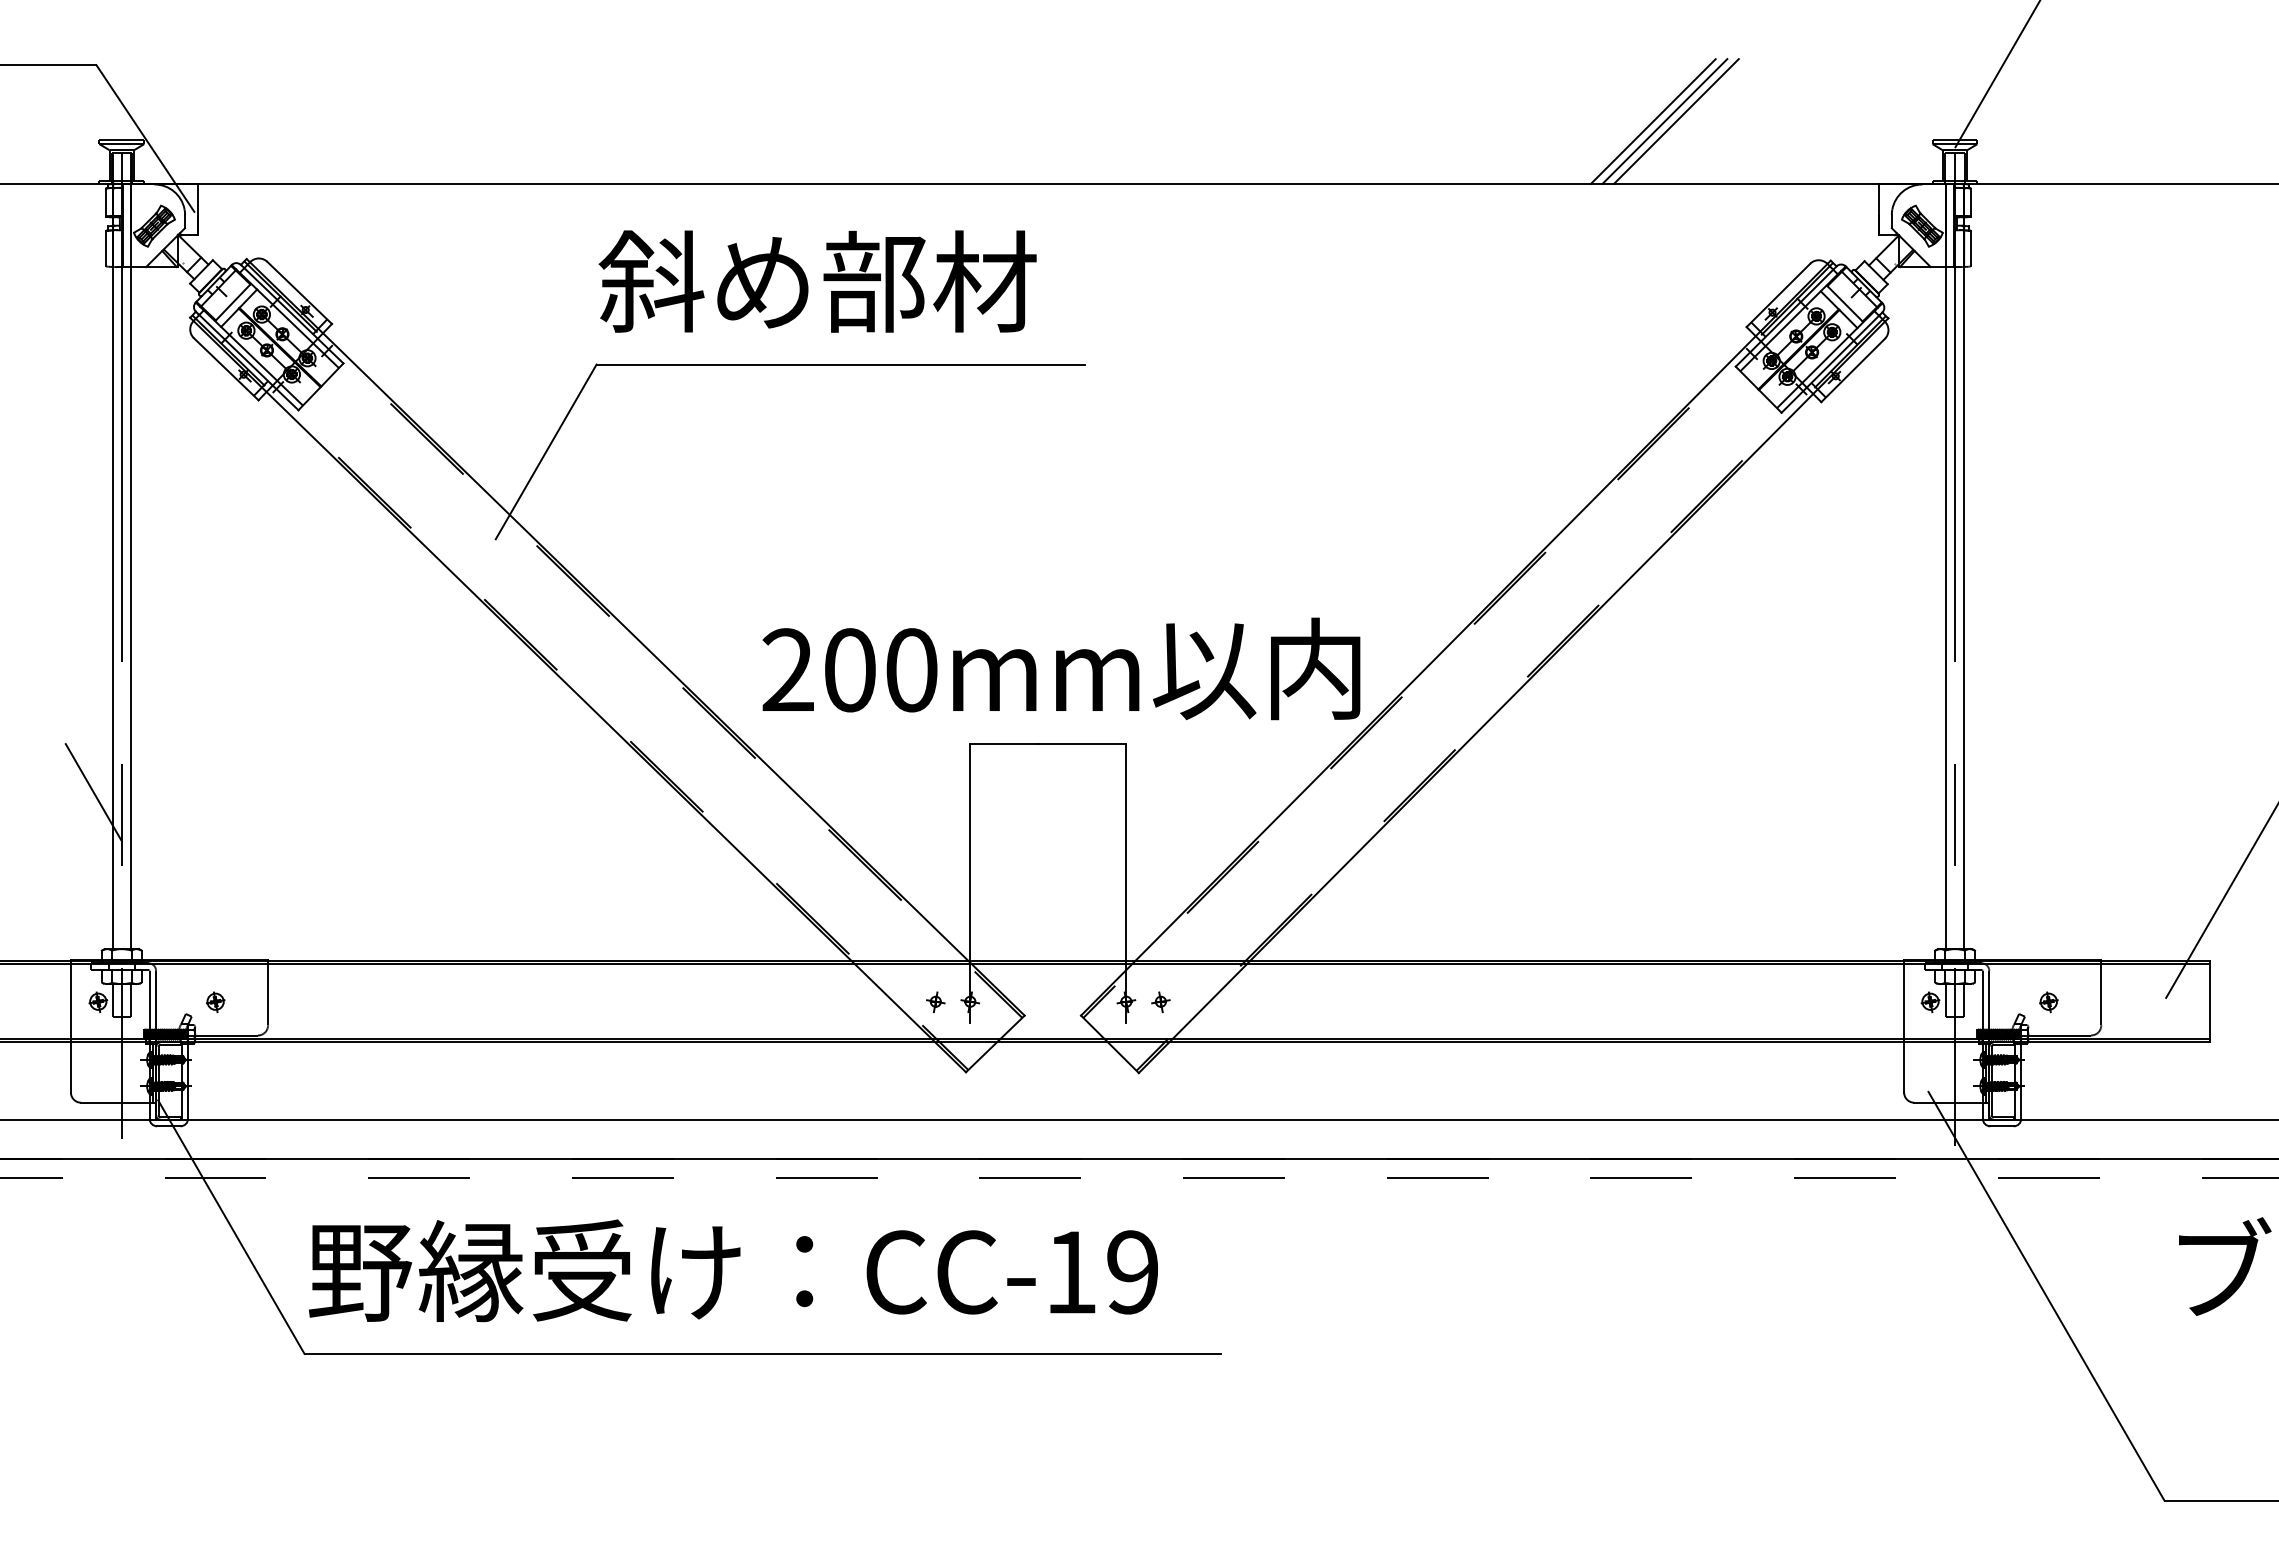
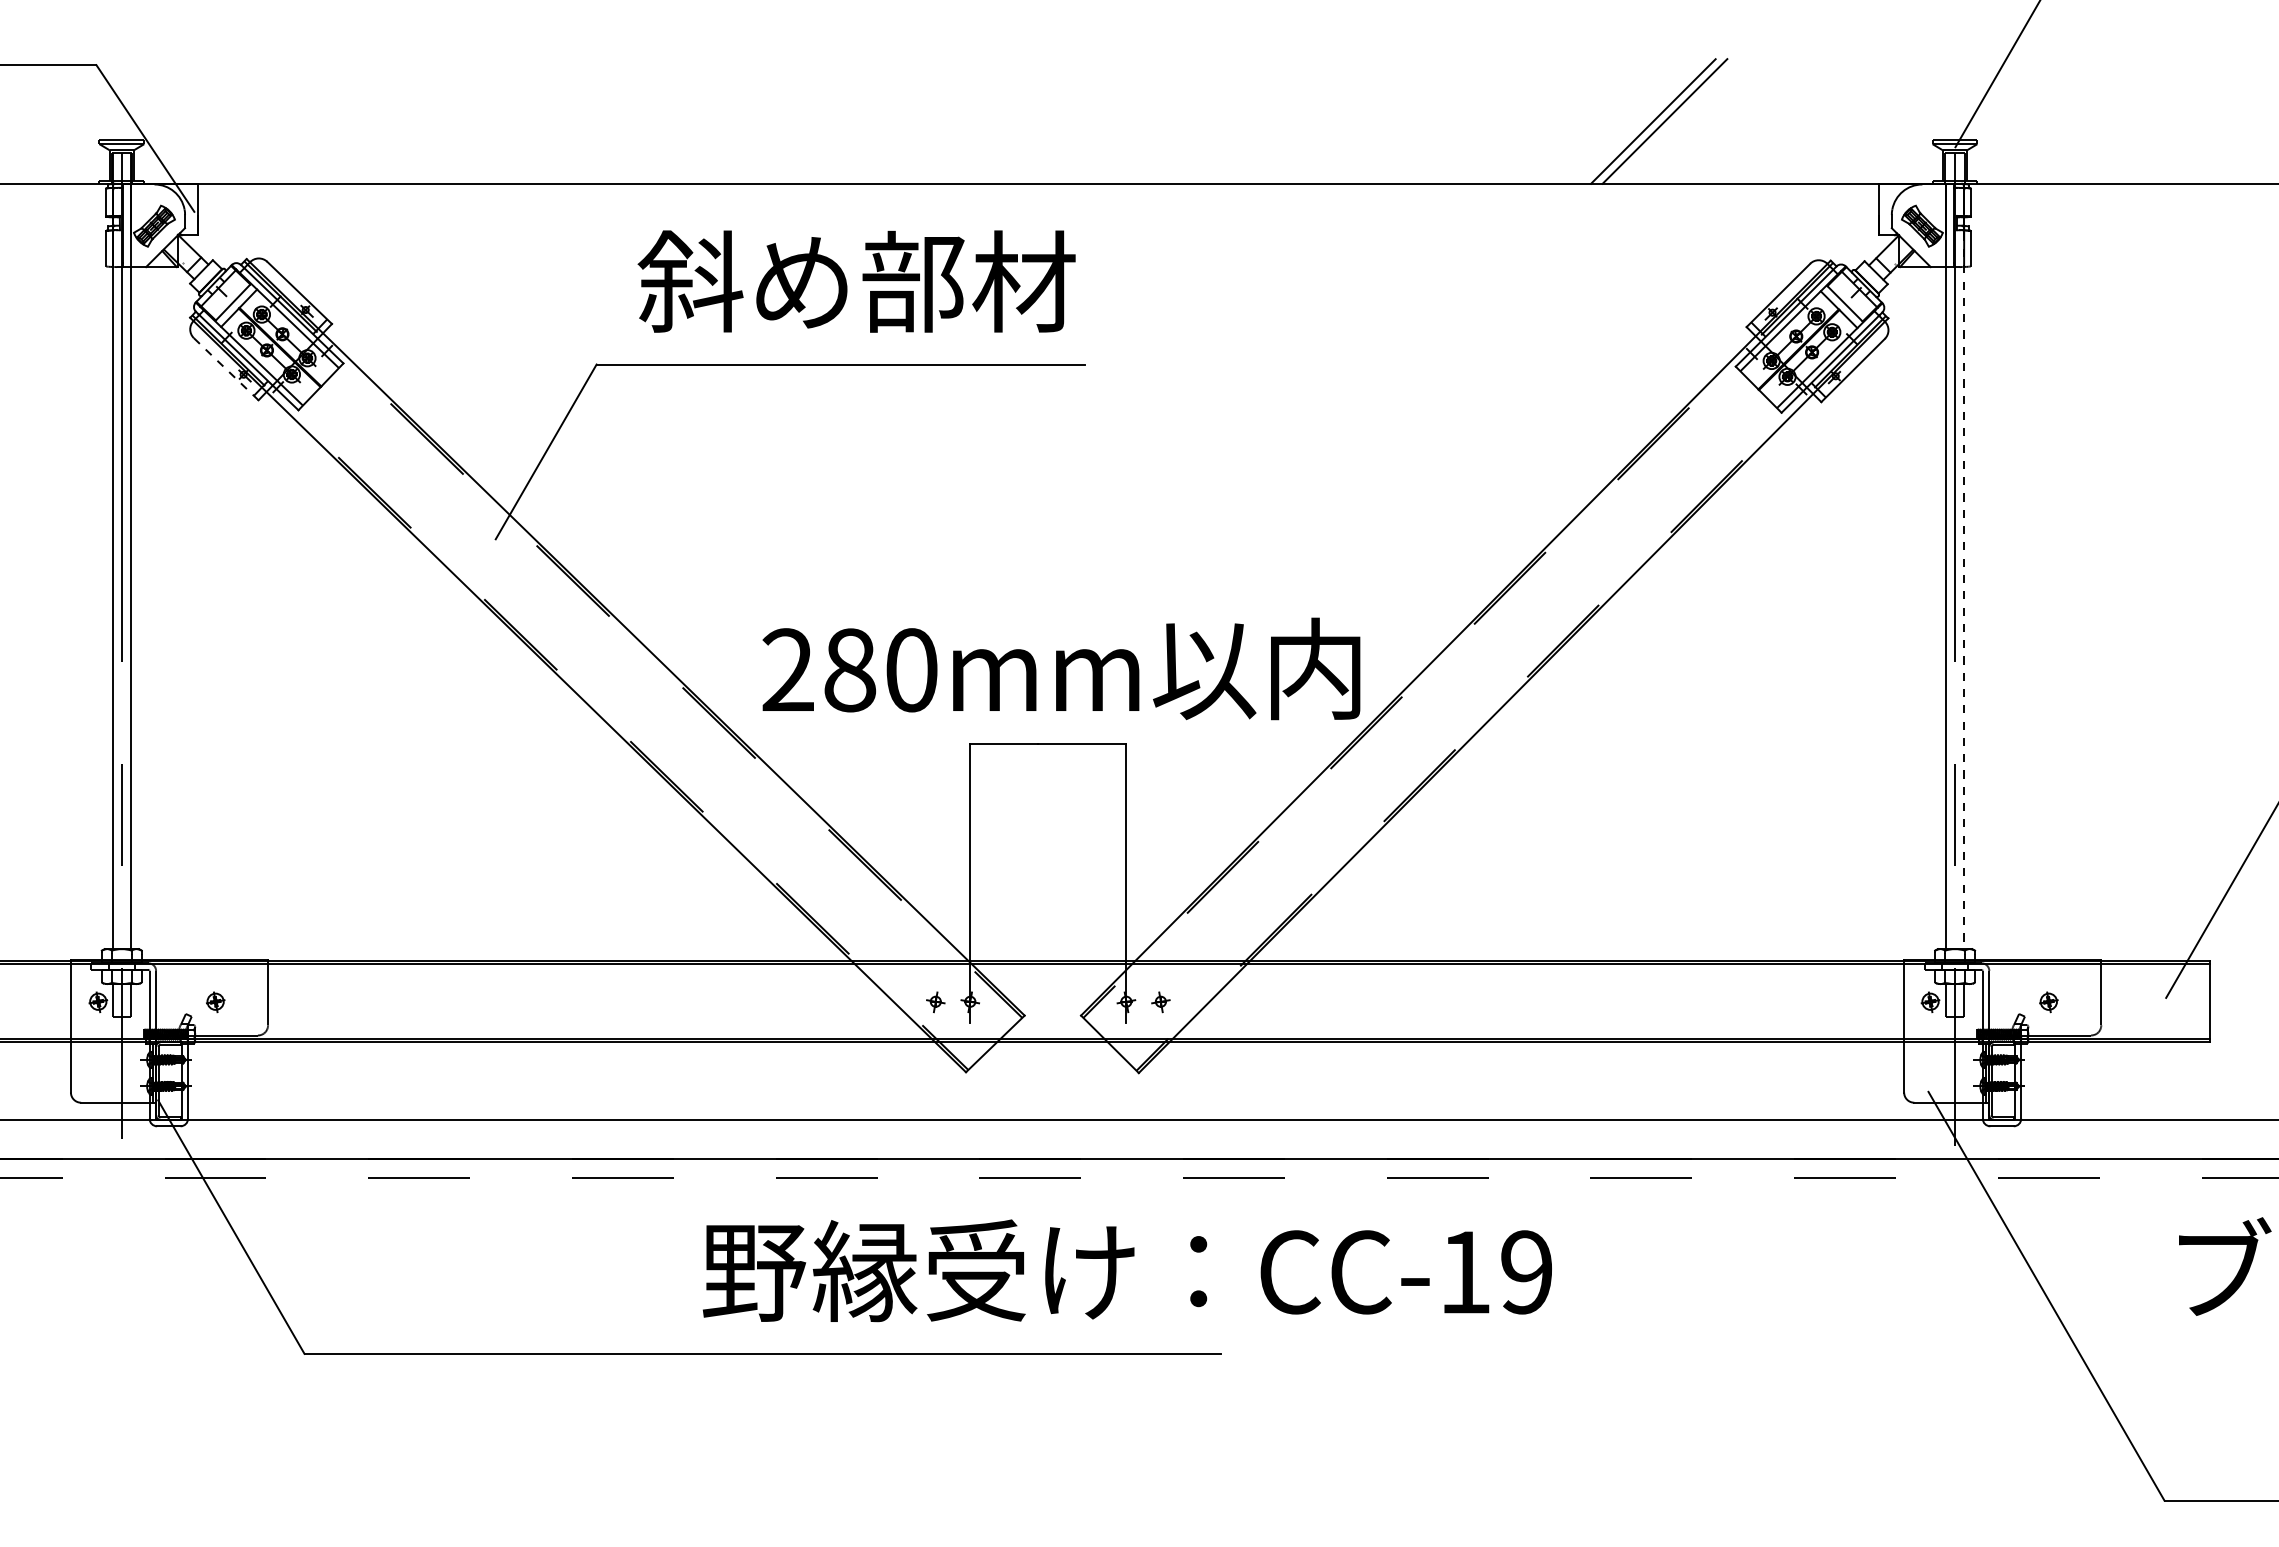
line: present -> none (1676, 121)
text position: (817, 281) -> (856, 281) (856, 281)
line: solid -> dashed (226, 369)
line: solid -> dashed (1964, 566)
text: 200mm -> 280mm (850, 670)
line: present -> none (93, 792)
text position: (732, 1270) -> (1126, 1270) (1126, 1270)
